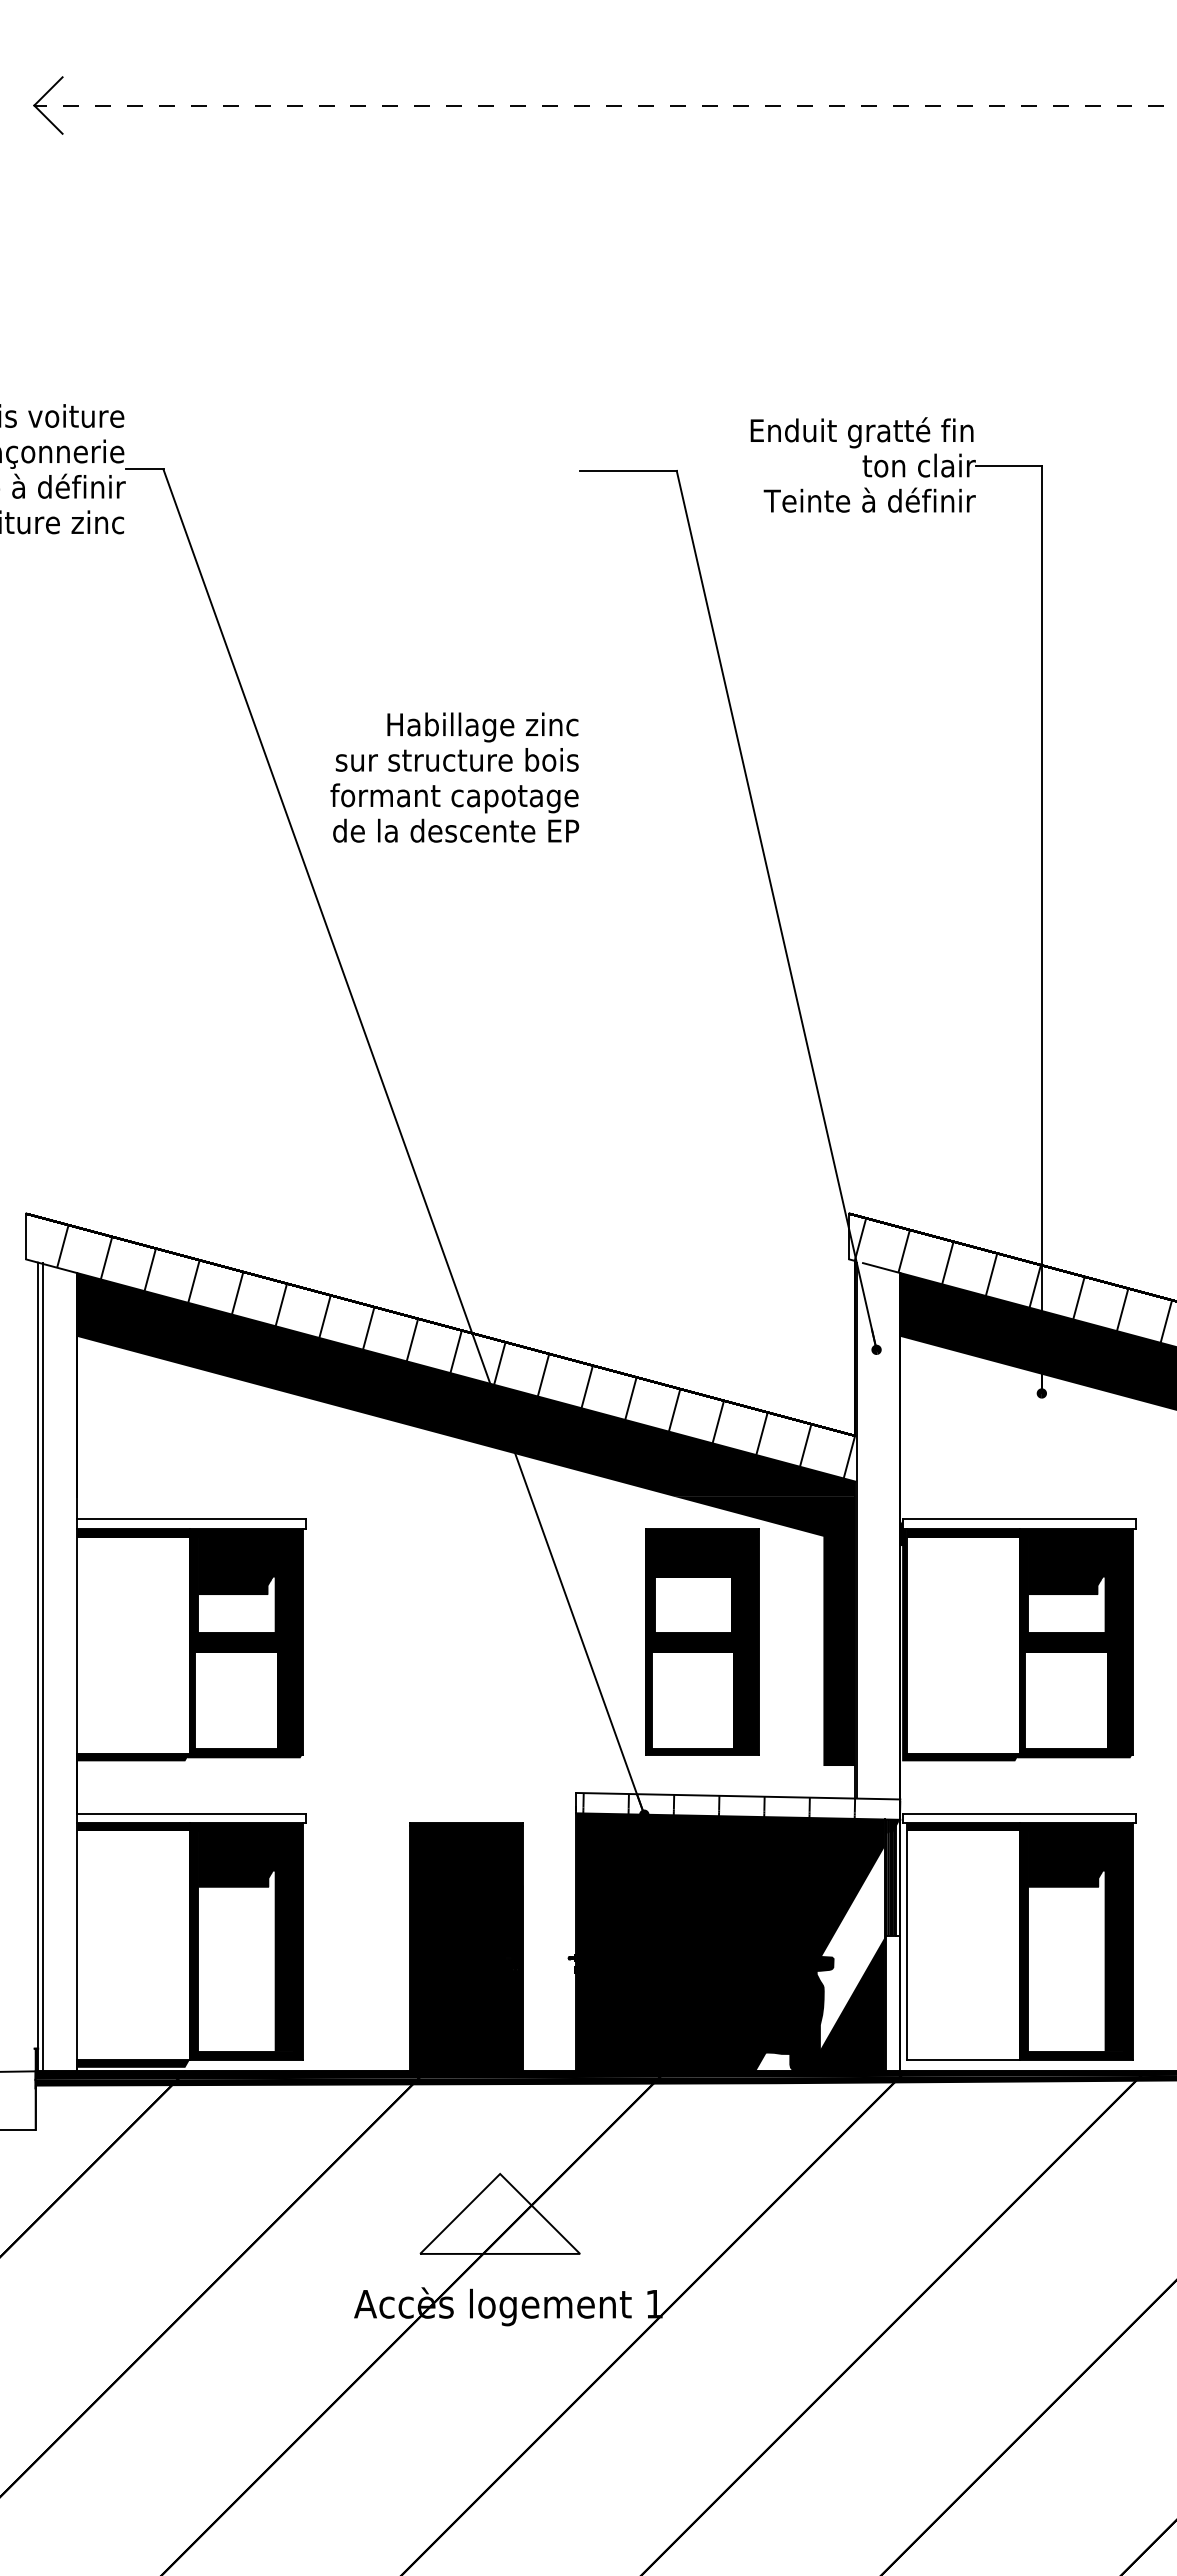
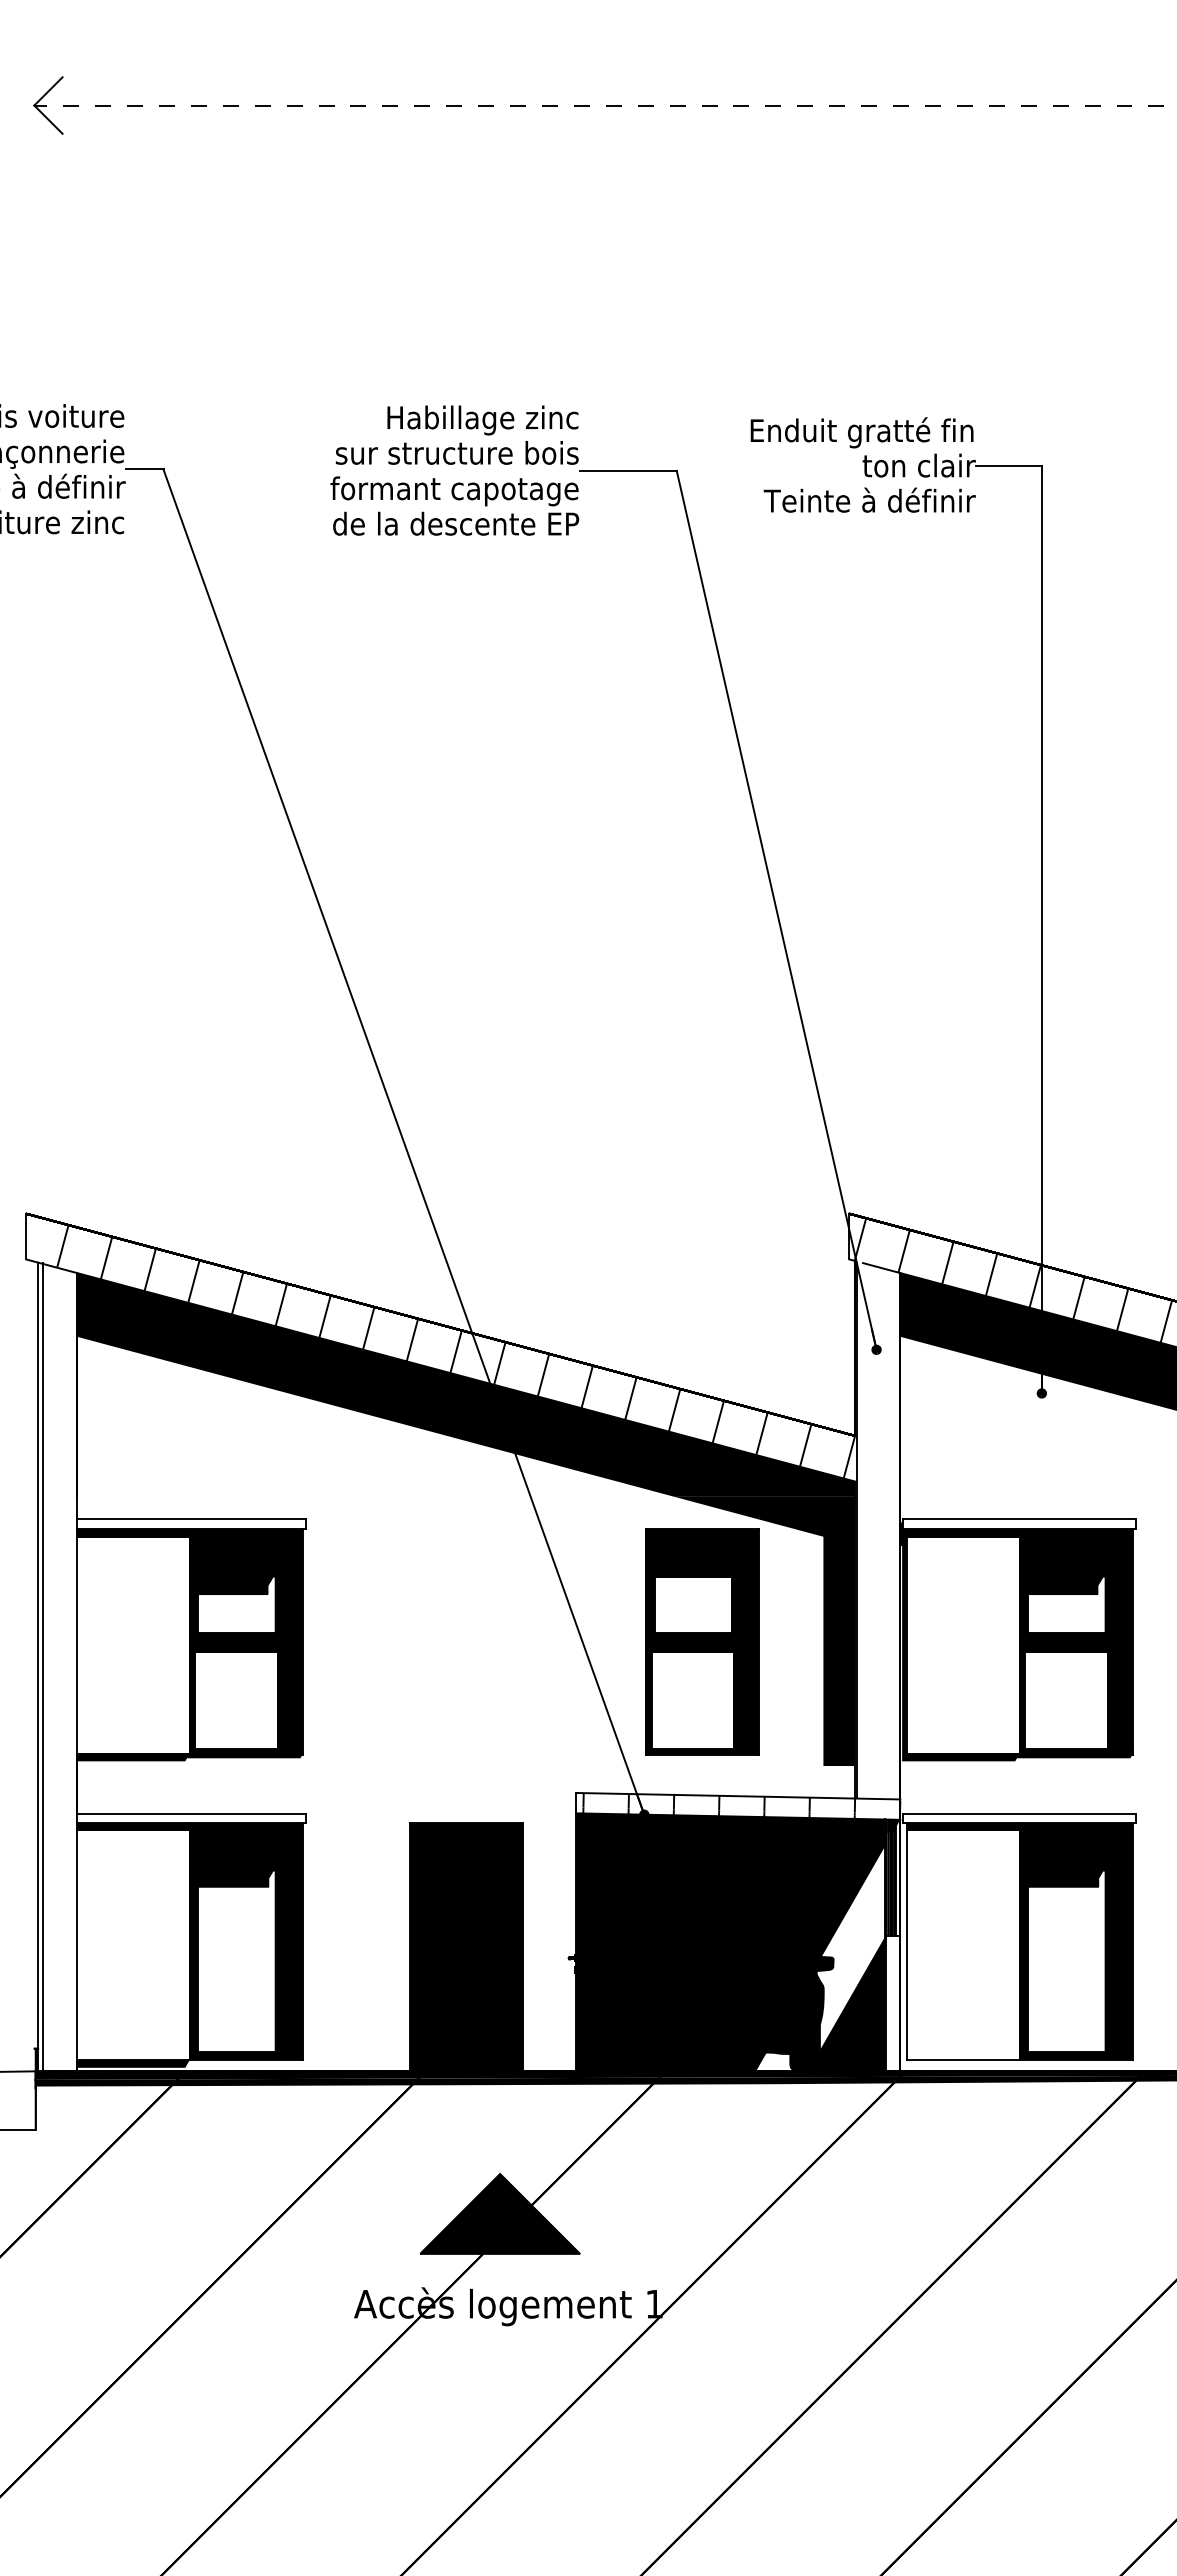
text position: (454, 777) -> (454, 470) (454, 470)
fill: none -> present (500, 2213)
